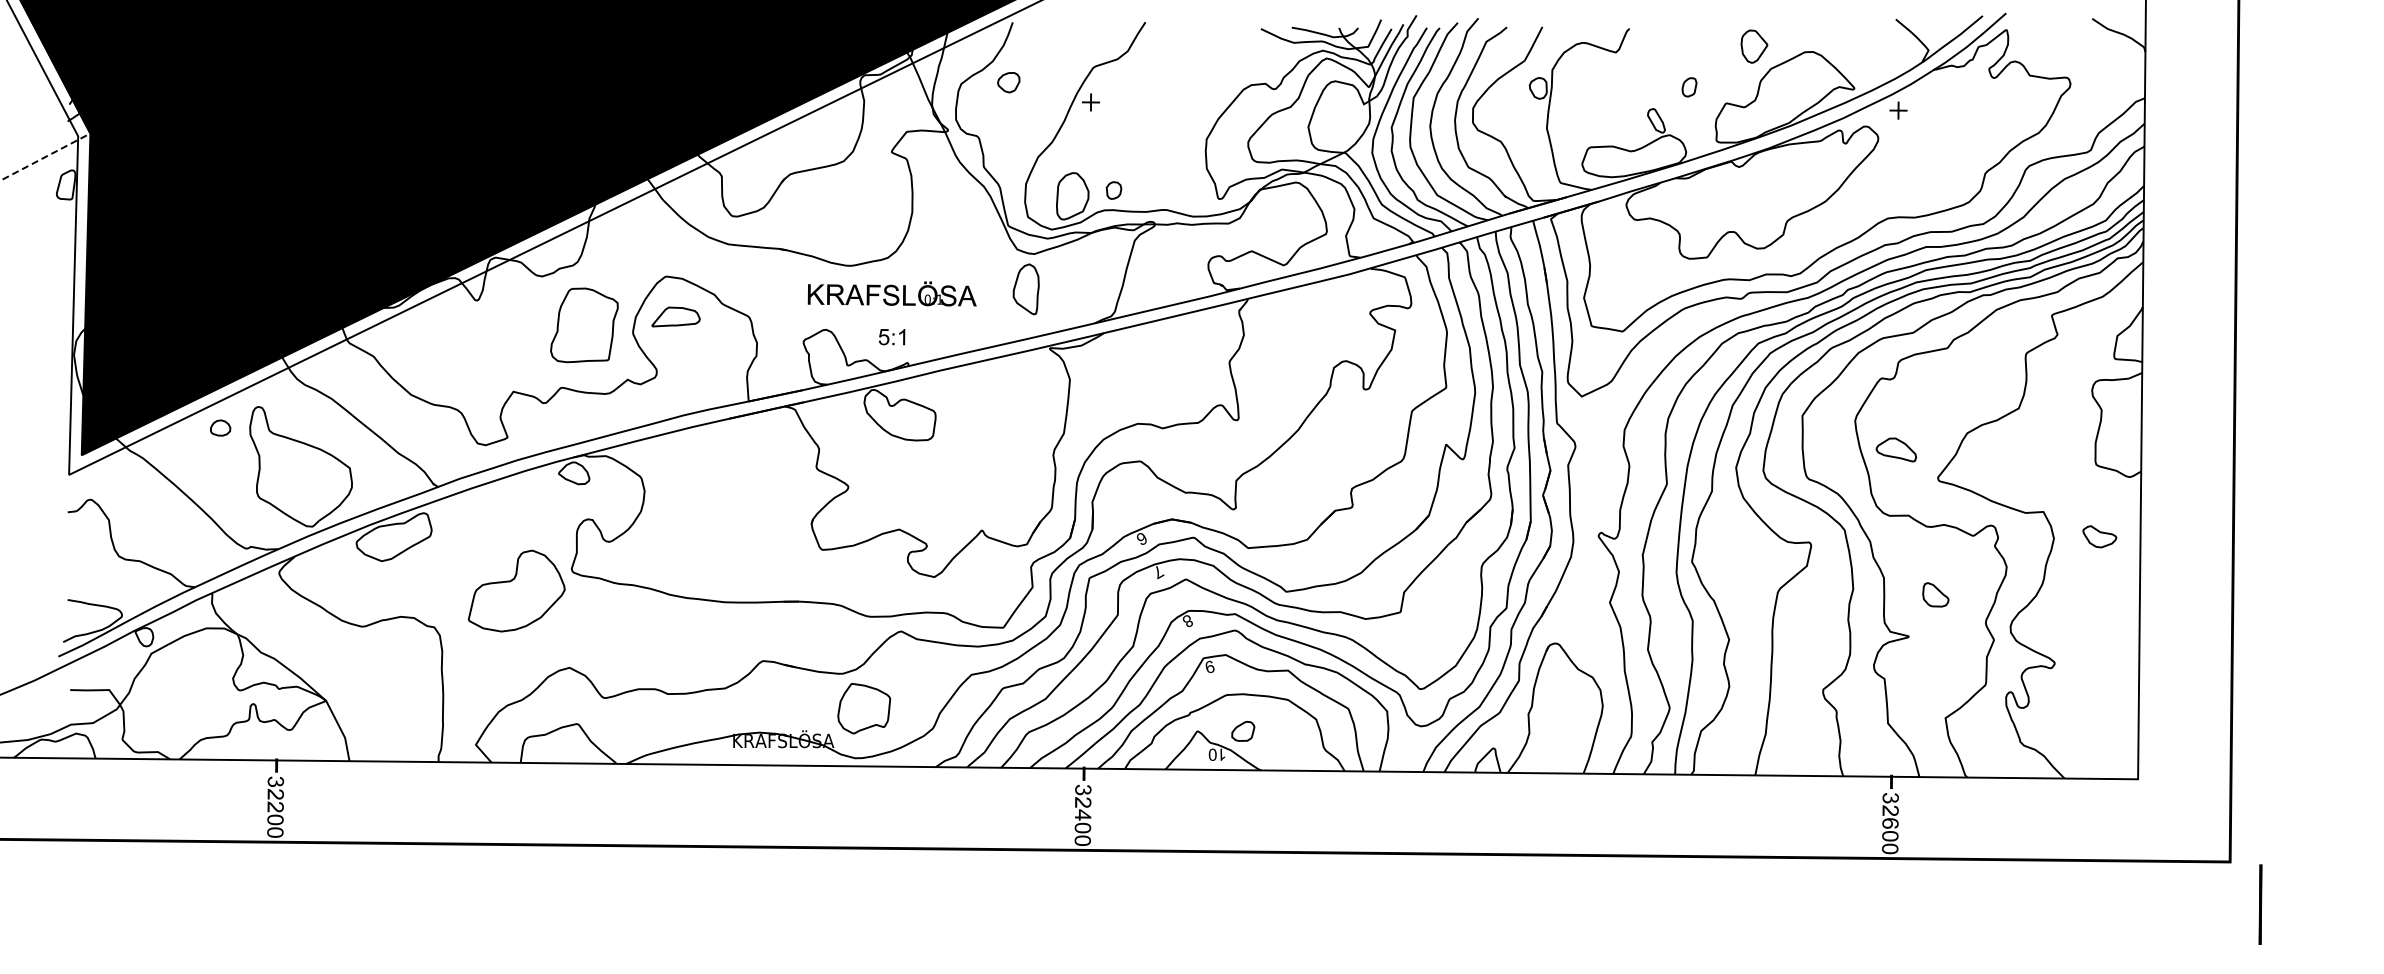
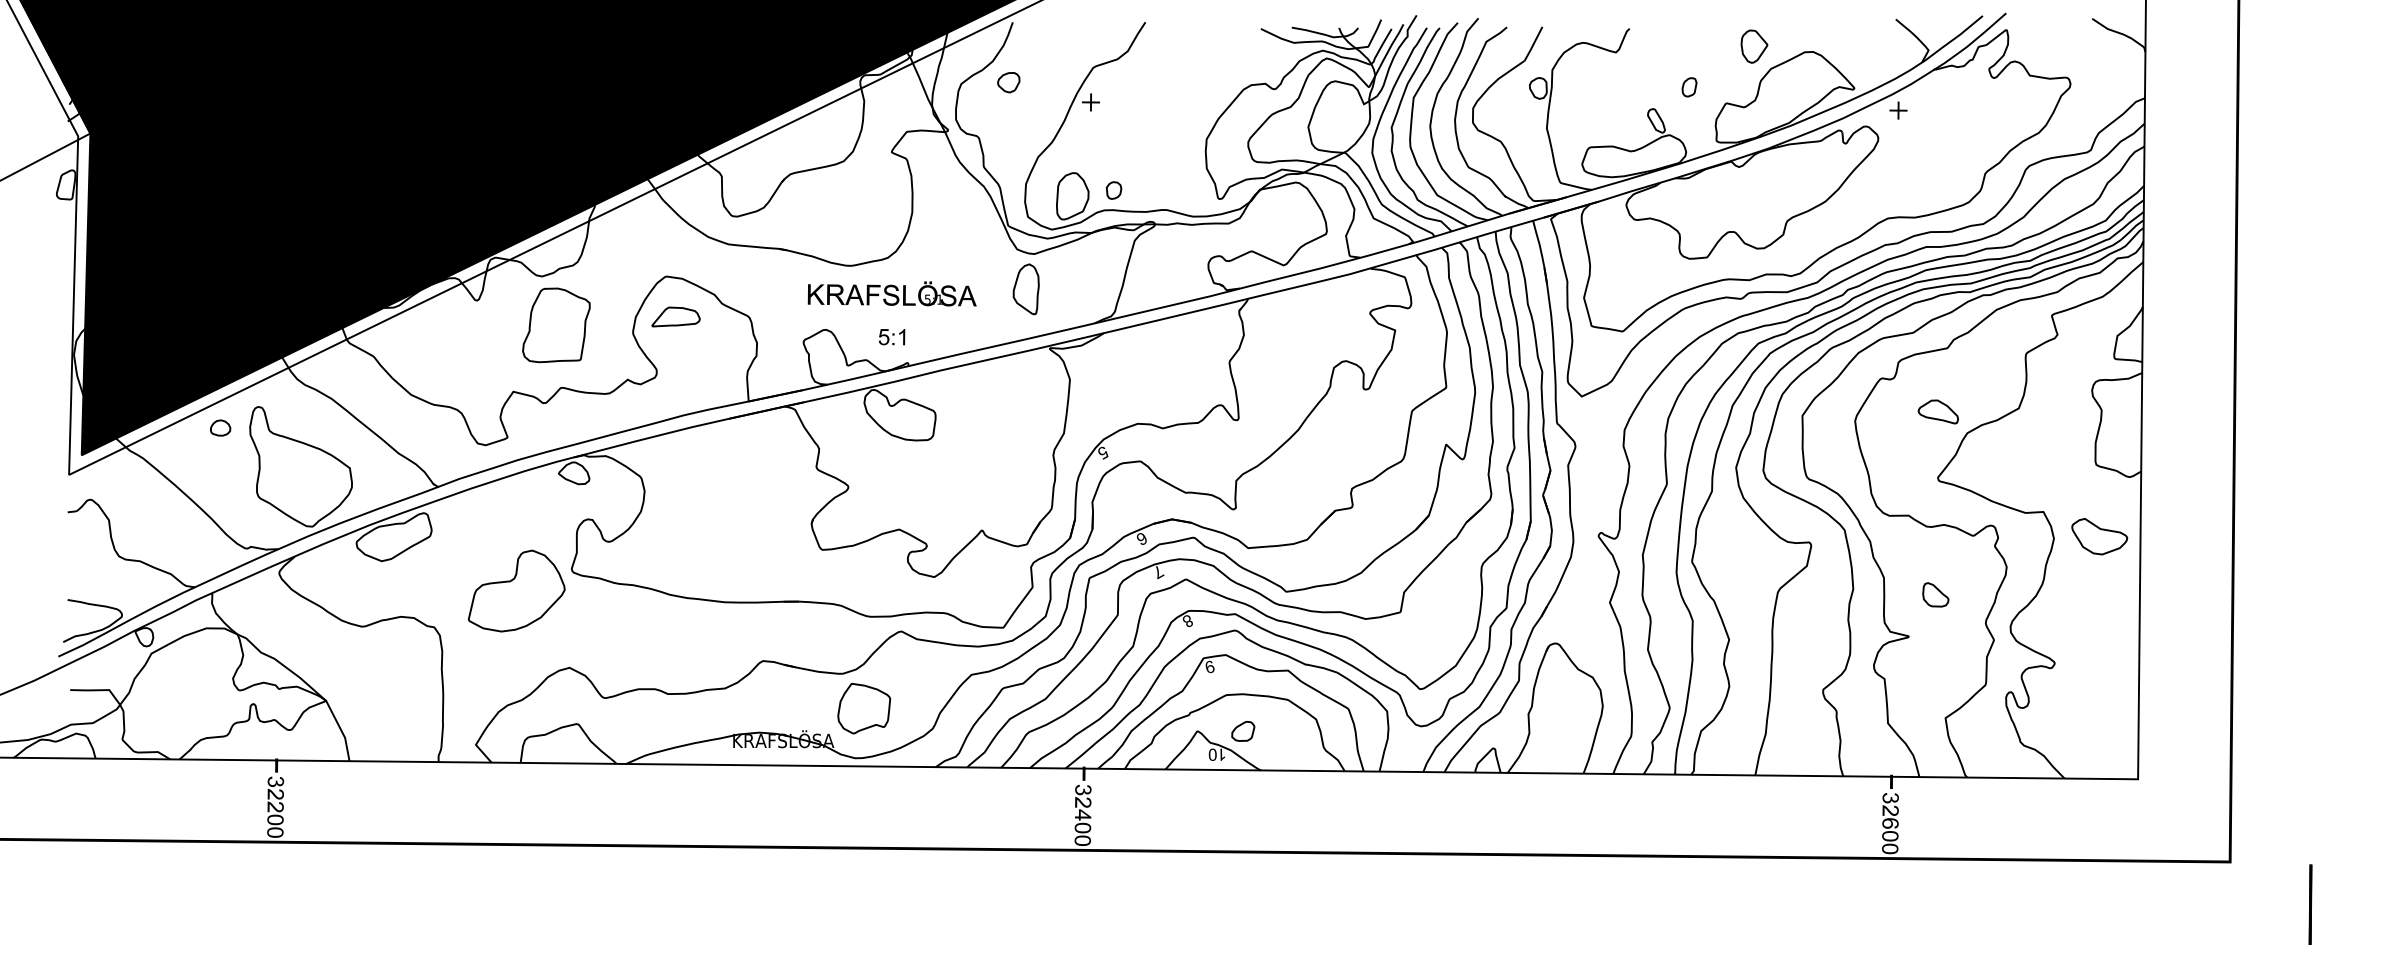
line: dashed -> solid (45, 157)
text: 0:1 -> 5:1 (927, 298)
part position: (584, 325) -> (556, 325) (556, 325)
part position: (1895, 449) -> (1937, 411) (1937, 411)
fill: none -> present (1103, 452)
part size: 36x24 px -> 58x38 px (2099, 536)
line position: (2260, 904) -> (2310, 904) (2310, 904)
